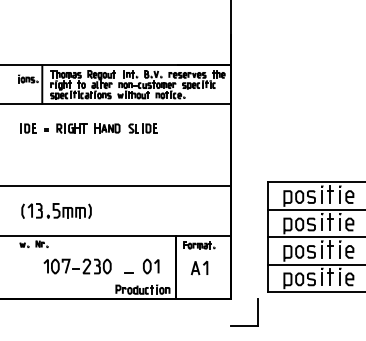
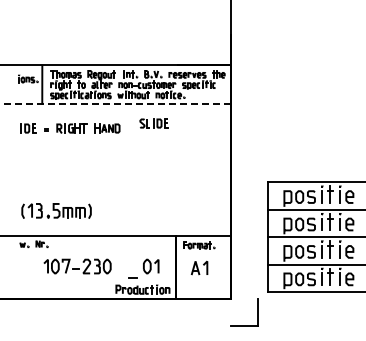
line: solid -> dashed (115, 103)
part position: (142, 128) -> (153, 123) (153, 123)
line: present -> none (116, 186)
line position: (128, 272) -> (132, 277) (132, 277)
